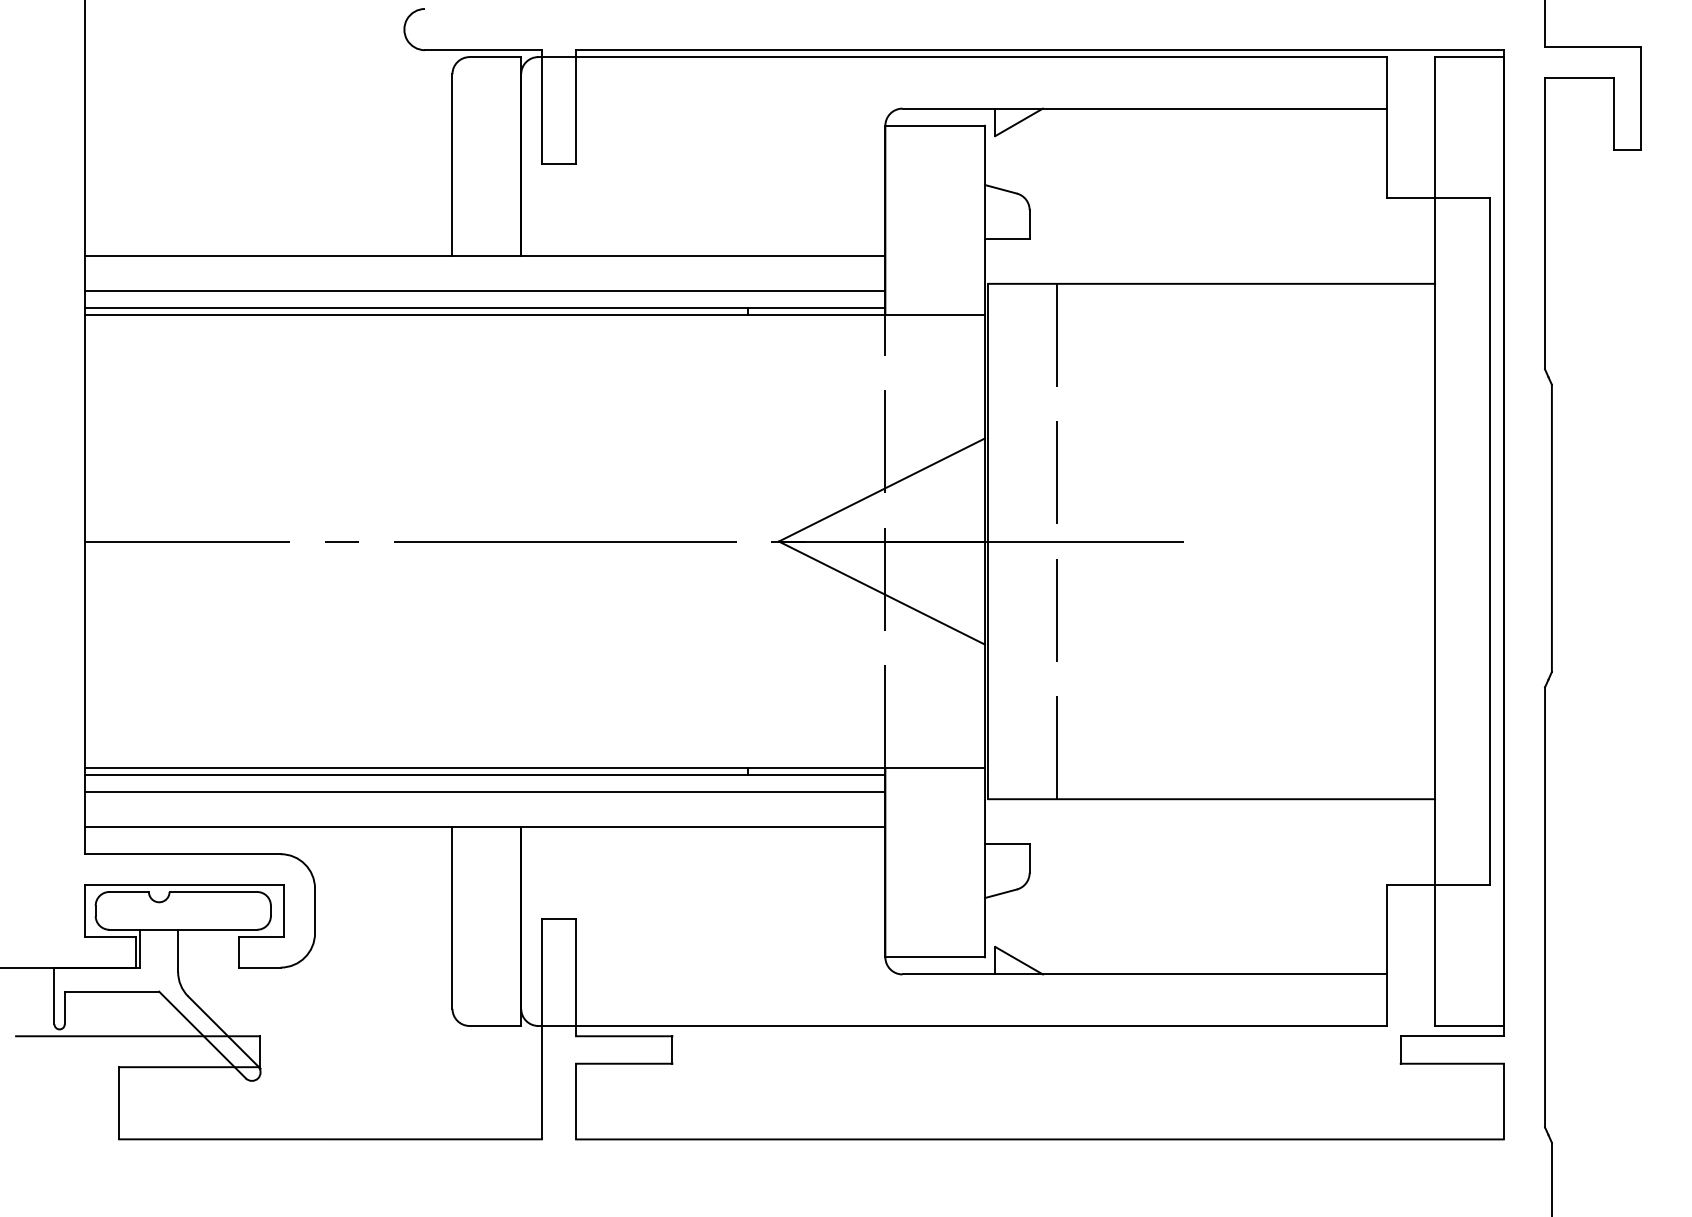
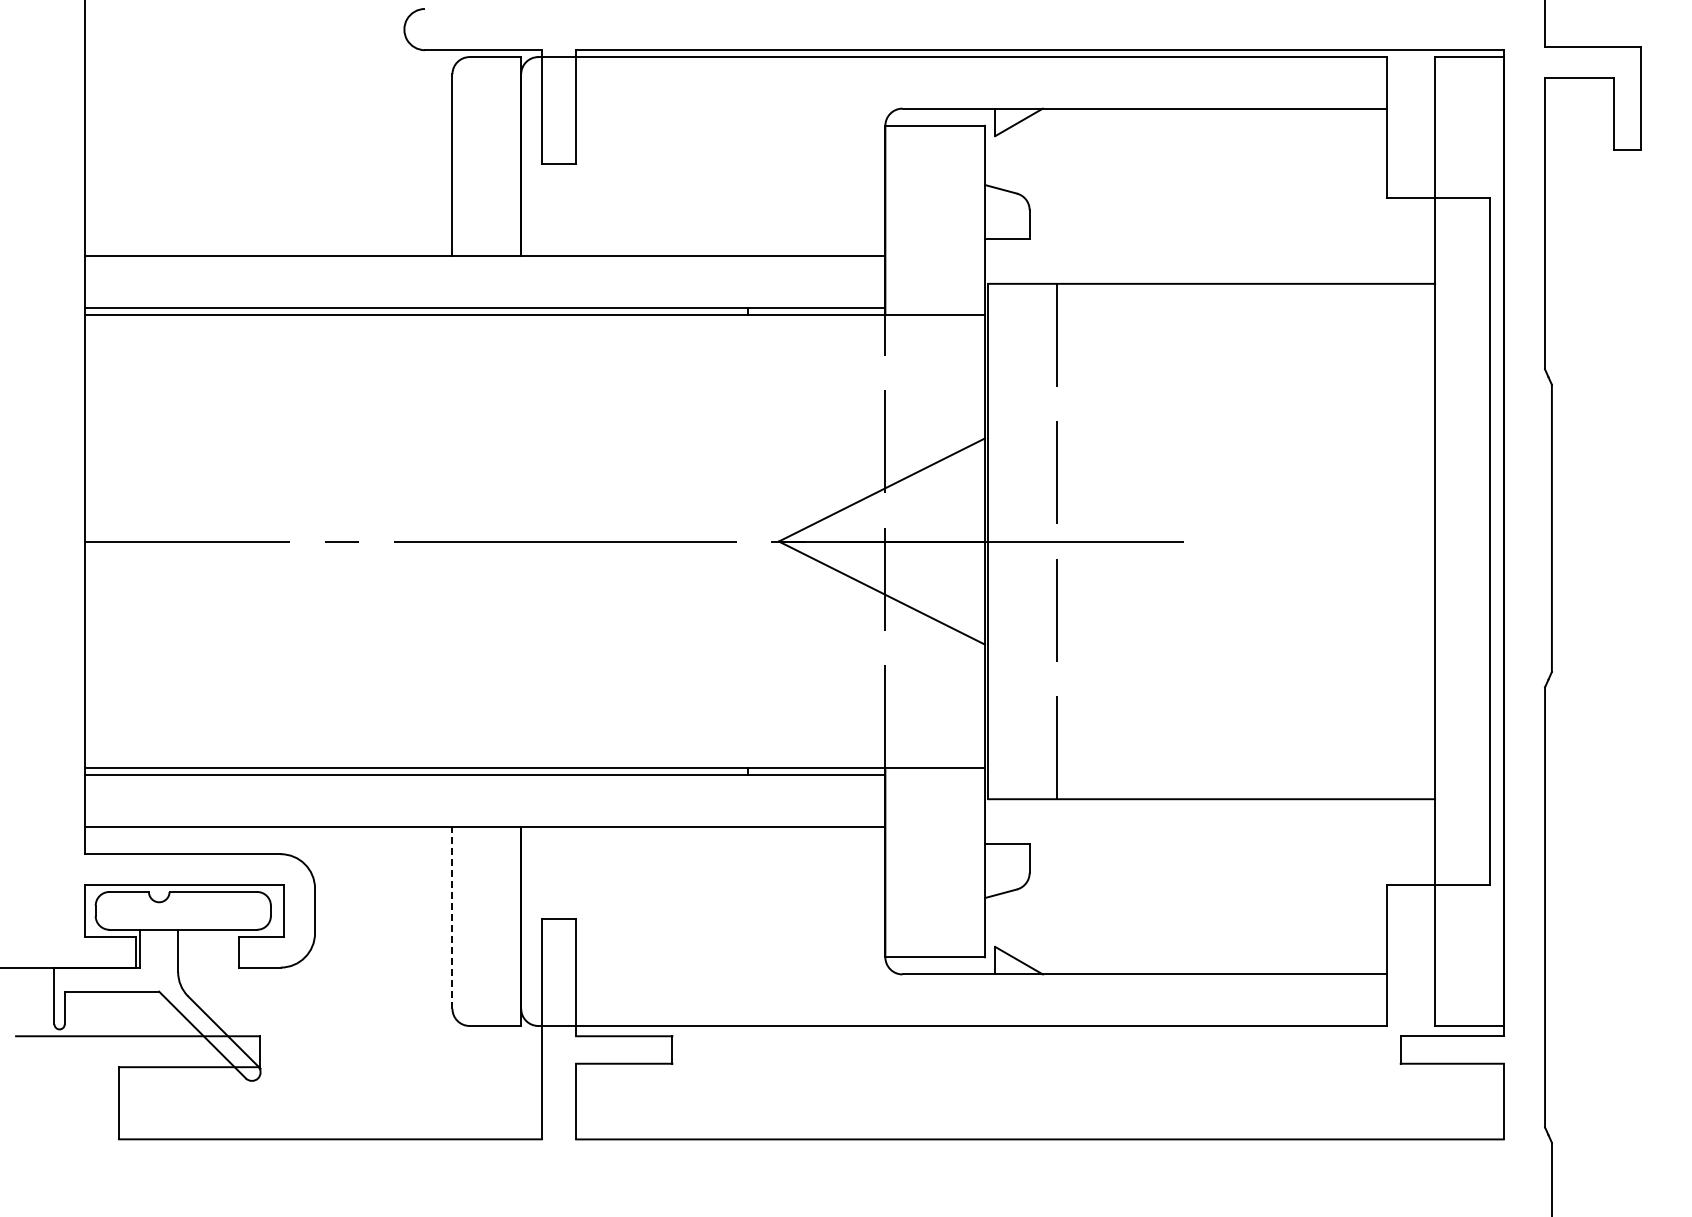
line: present -> none (484, 290)
line: present -> none (484, 792)
line: solid -> dashed (452, 917)
